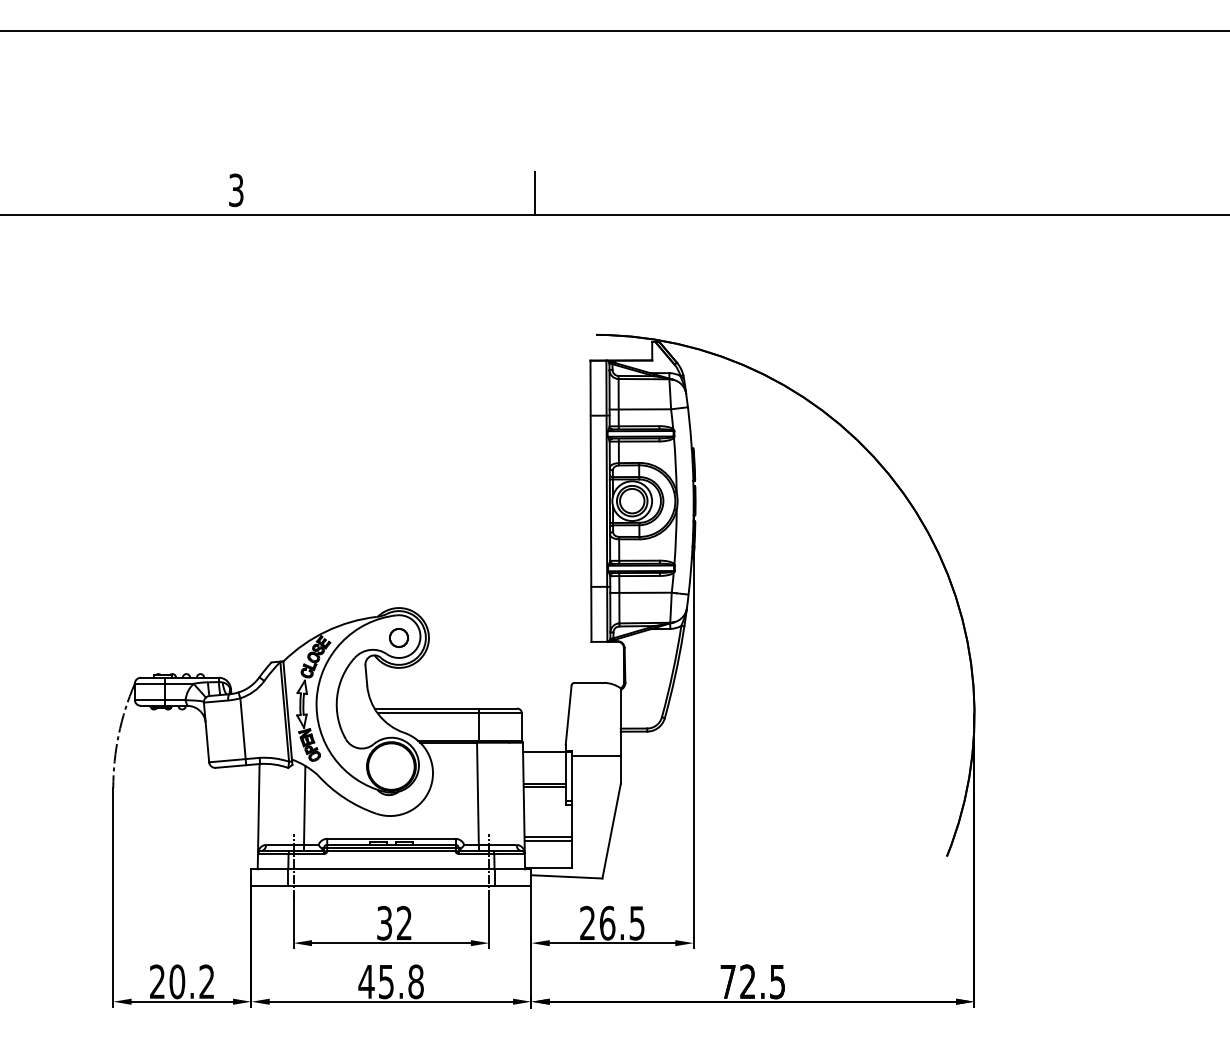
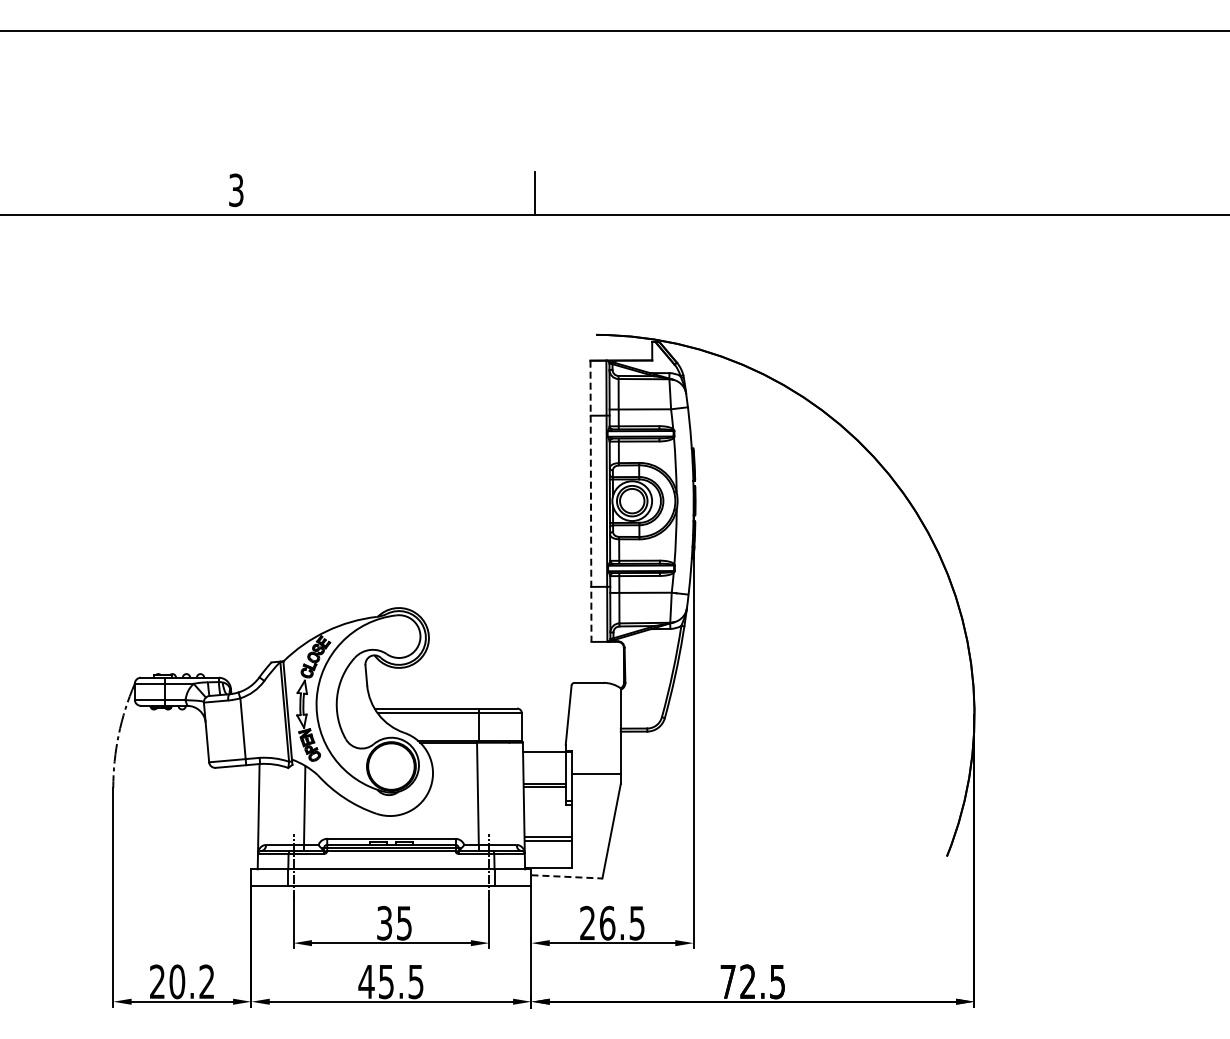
line: solid -> dashed (590, 501)
circle: present -> none (398, 637)
line position: (595, 756) -> (595, 774) (595, 774)
line: solid -> dashed (566, 876)
text: 32 -> 35 (404, 922)
text: 45.8 -> 45.5 (415, 981)
